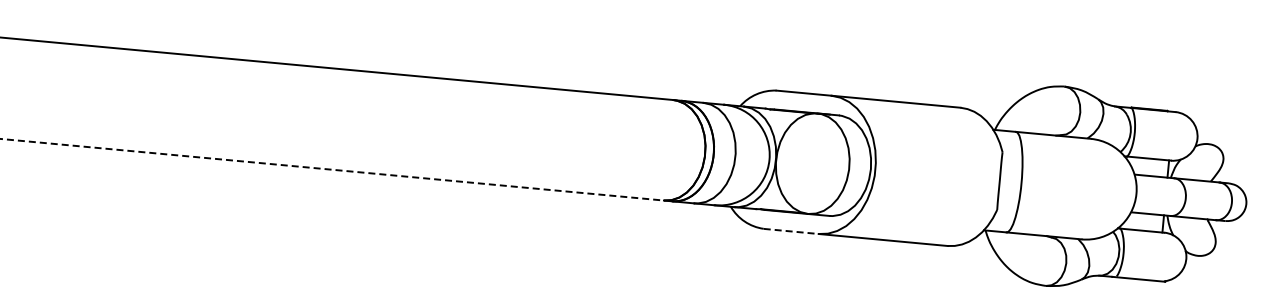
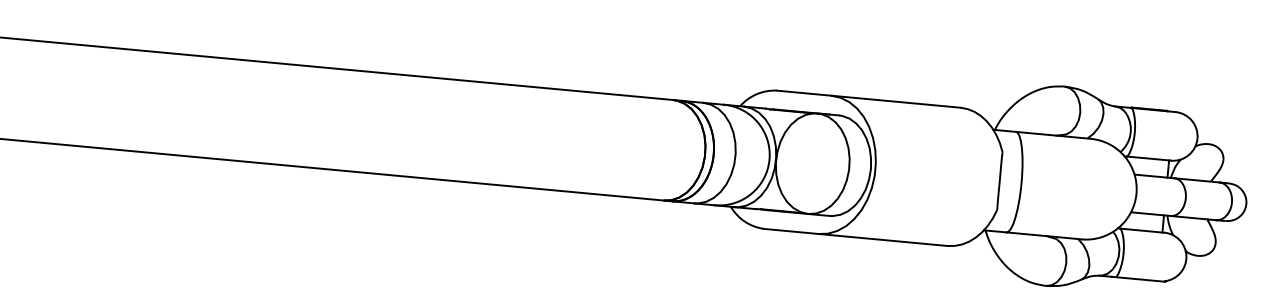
line: dashed -> solid (332, 169)
line: dashed -> solid (791, 231)
